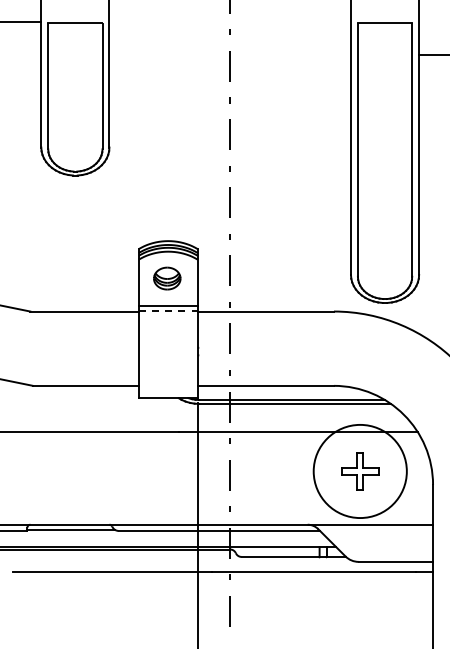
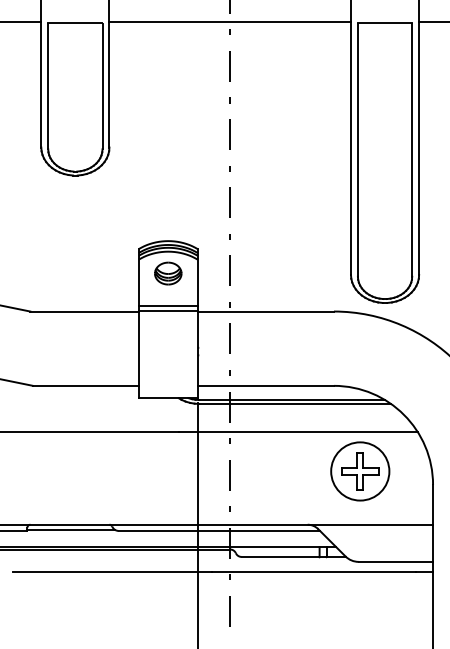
line: none -> present (229, 22)
line position: (432, 55) -> (432, 22) (432, 22)
part position: (167, 278) -> (168, 273) (168, 273)
line: dashed -> solid (168, 310)
circle diameter: 93 px -> 58 px (360, 471)
